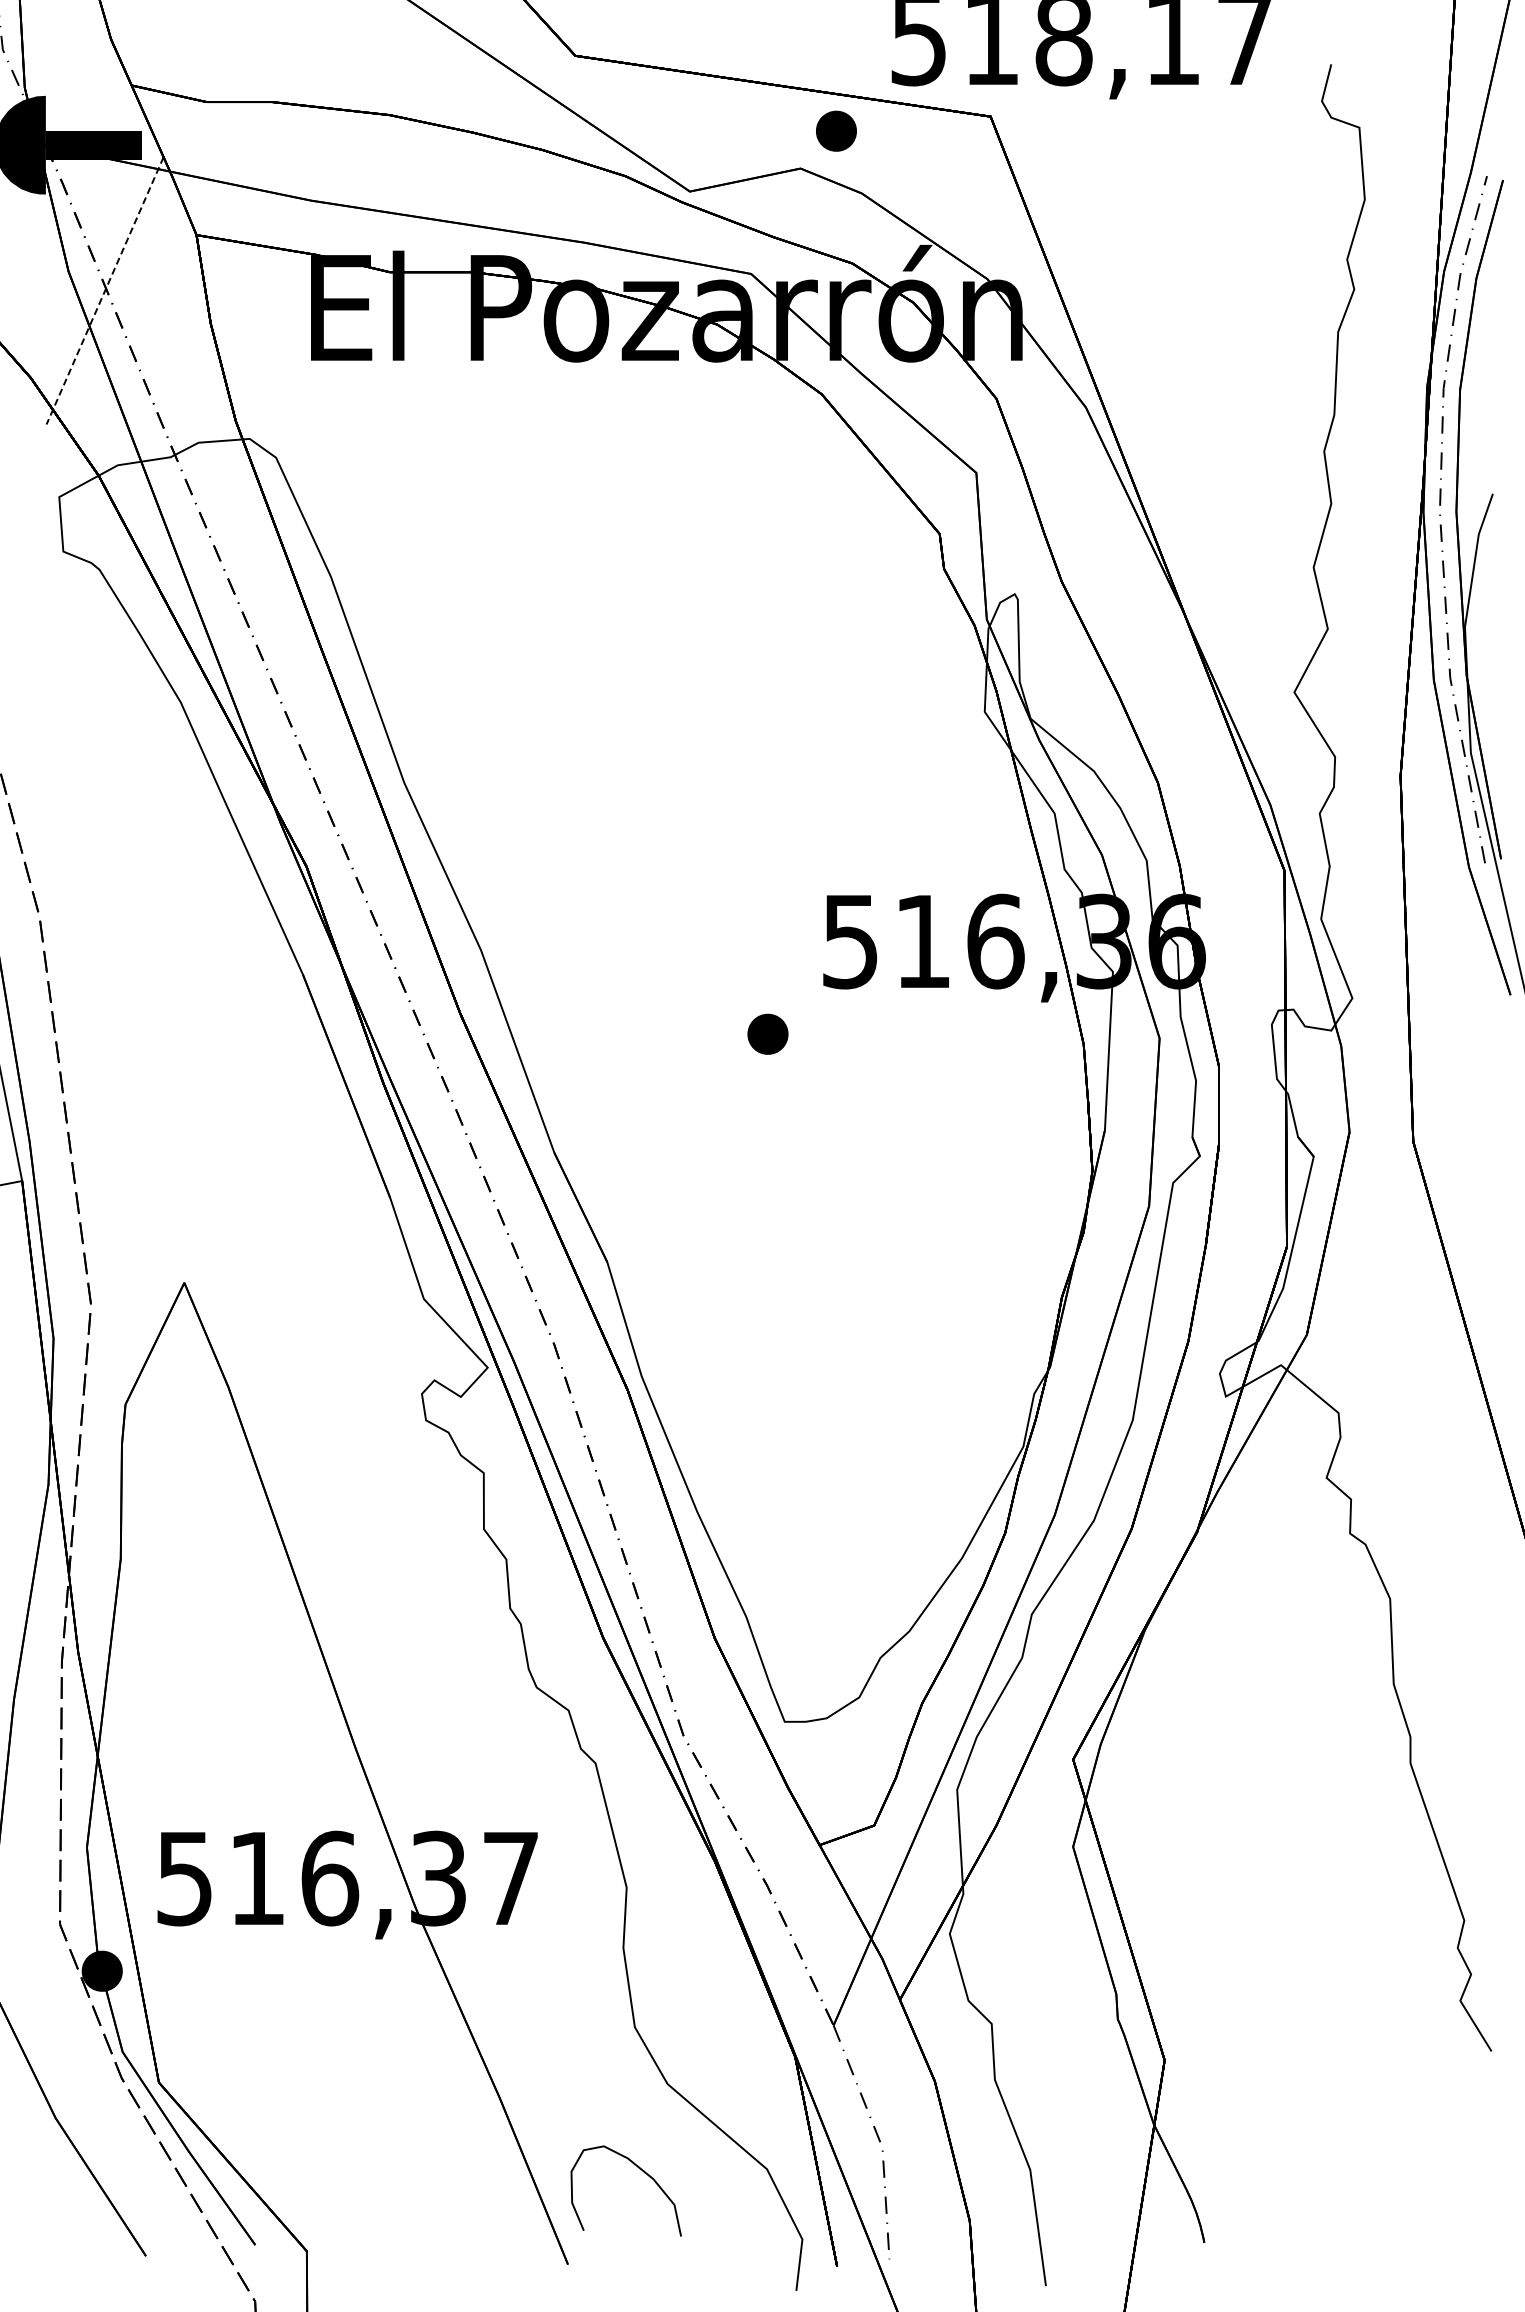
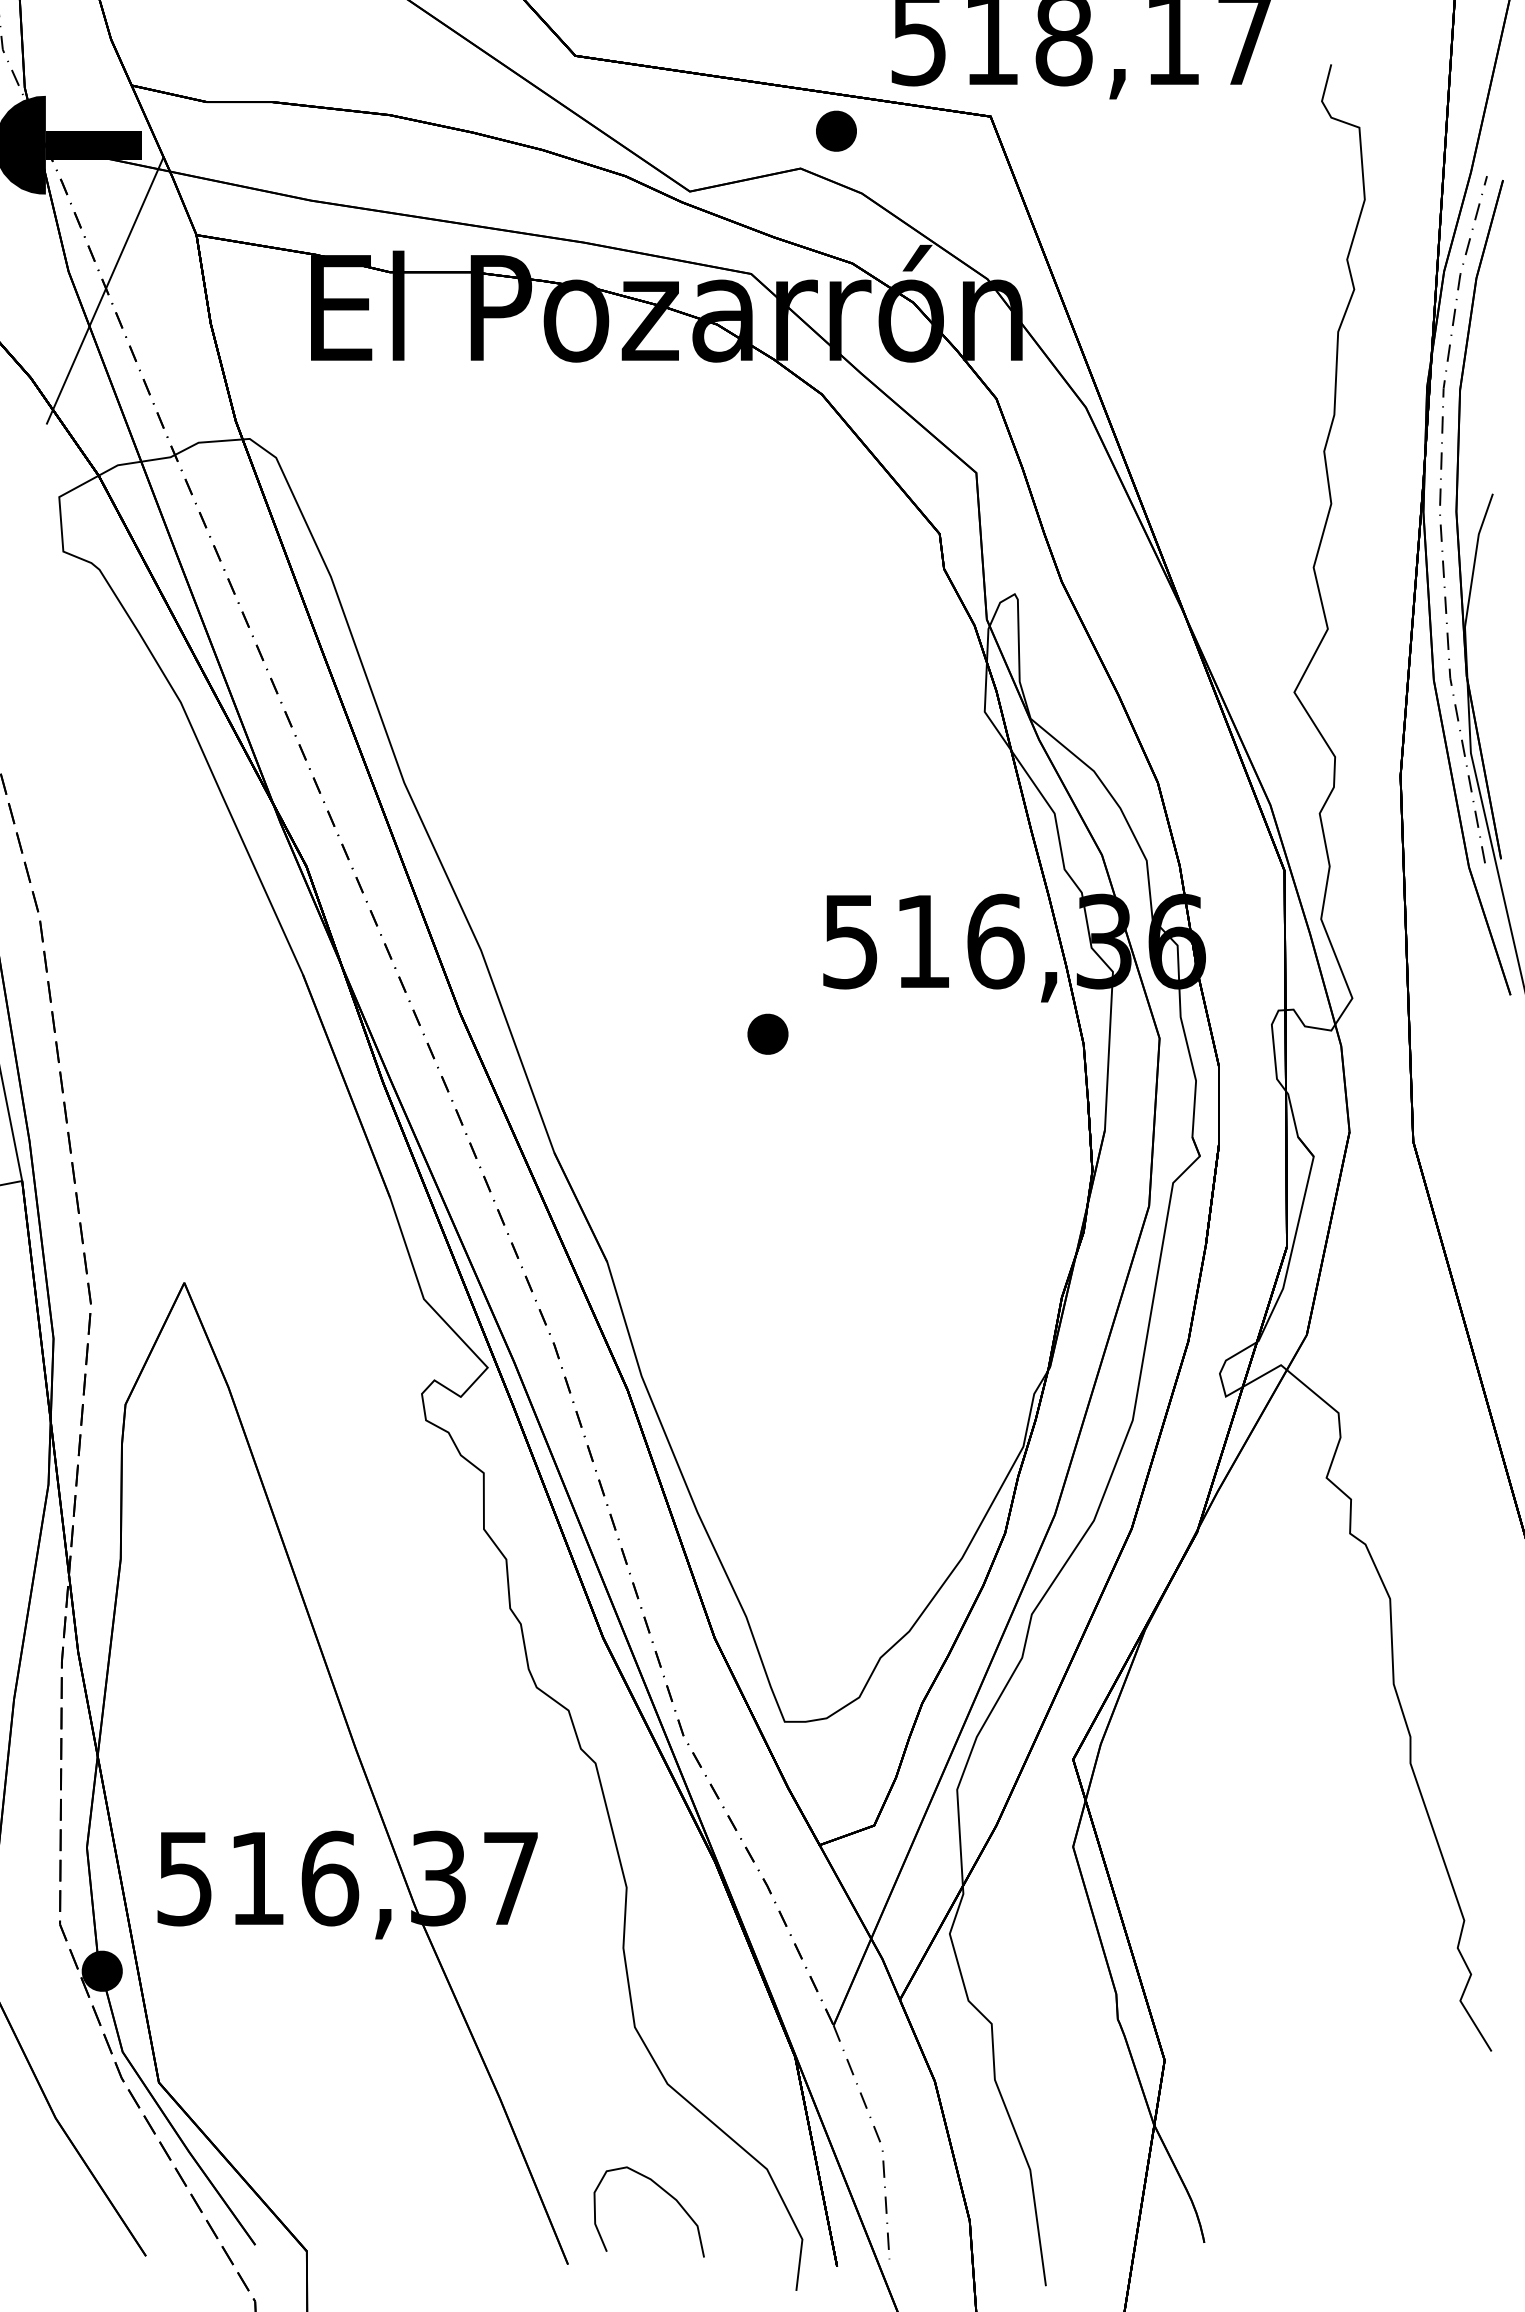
line: dashed -> solid (105, 290)
curve position: (639, 2169) -> (662, 2190) (662, 2190)
